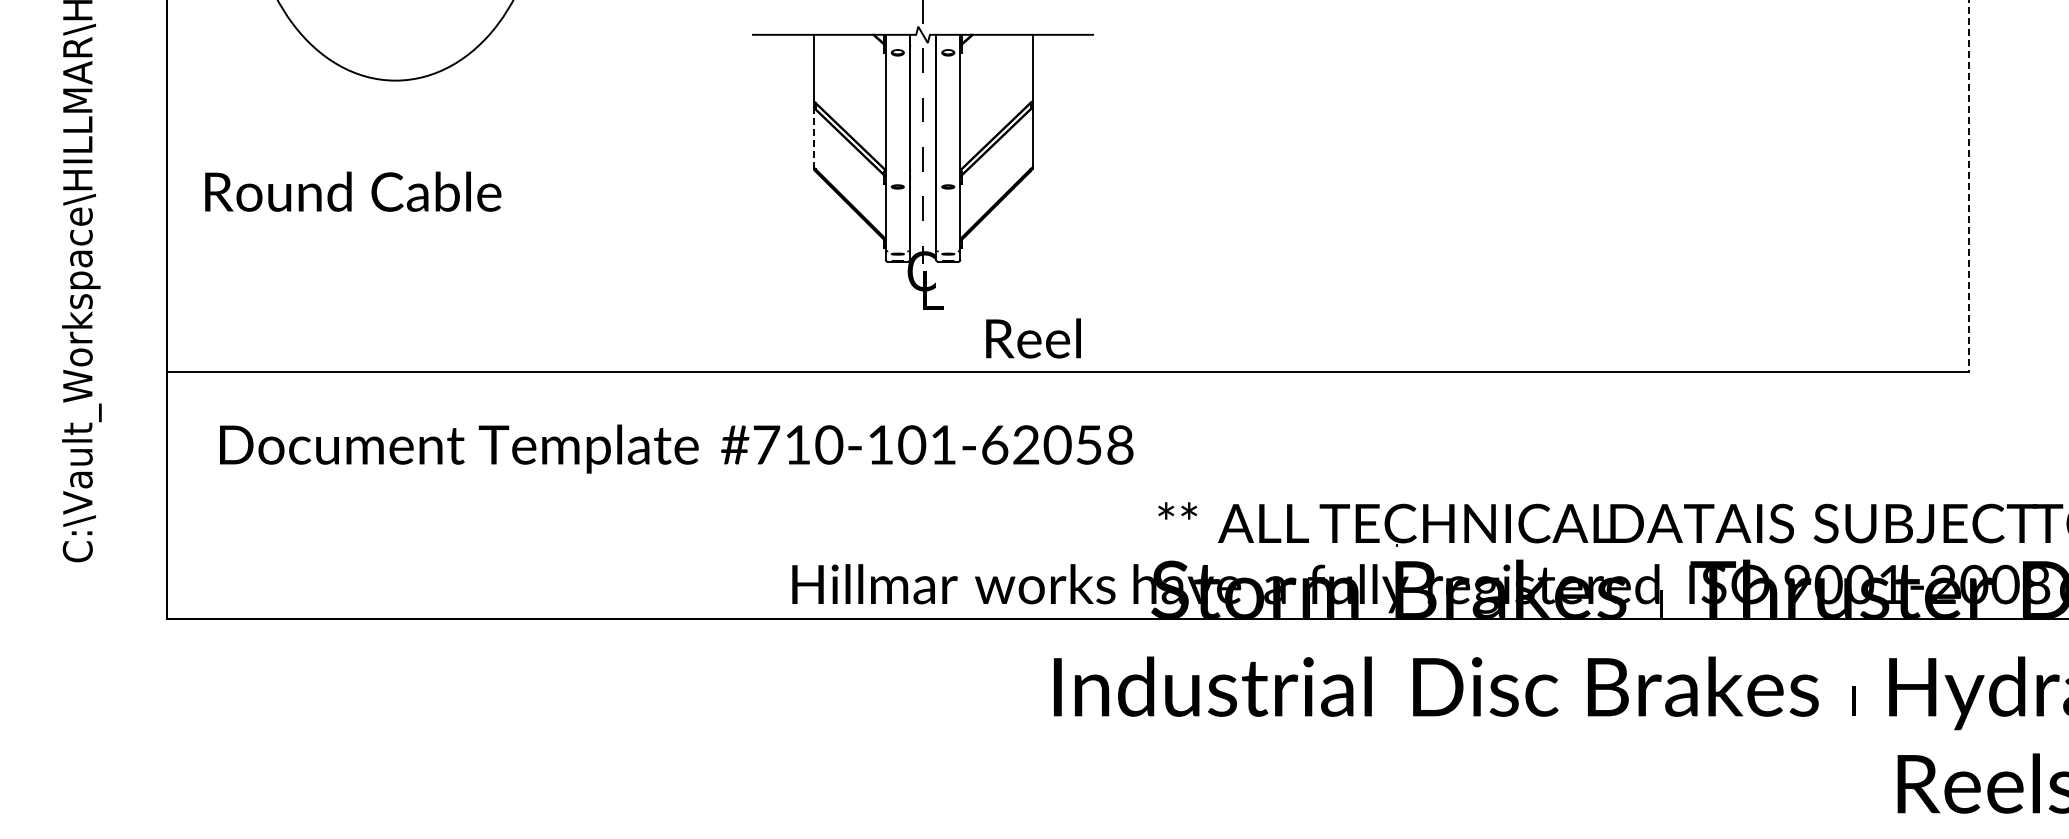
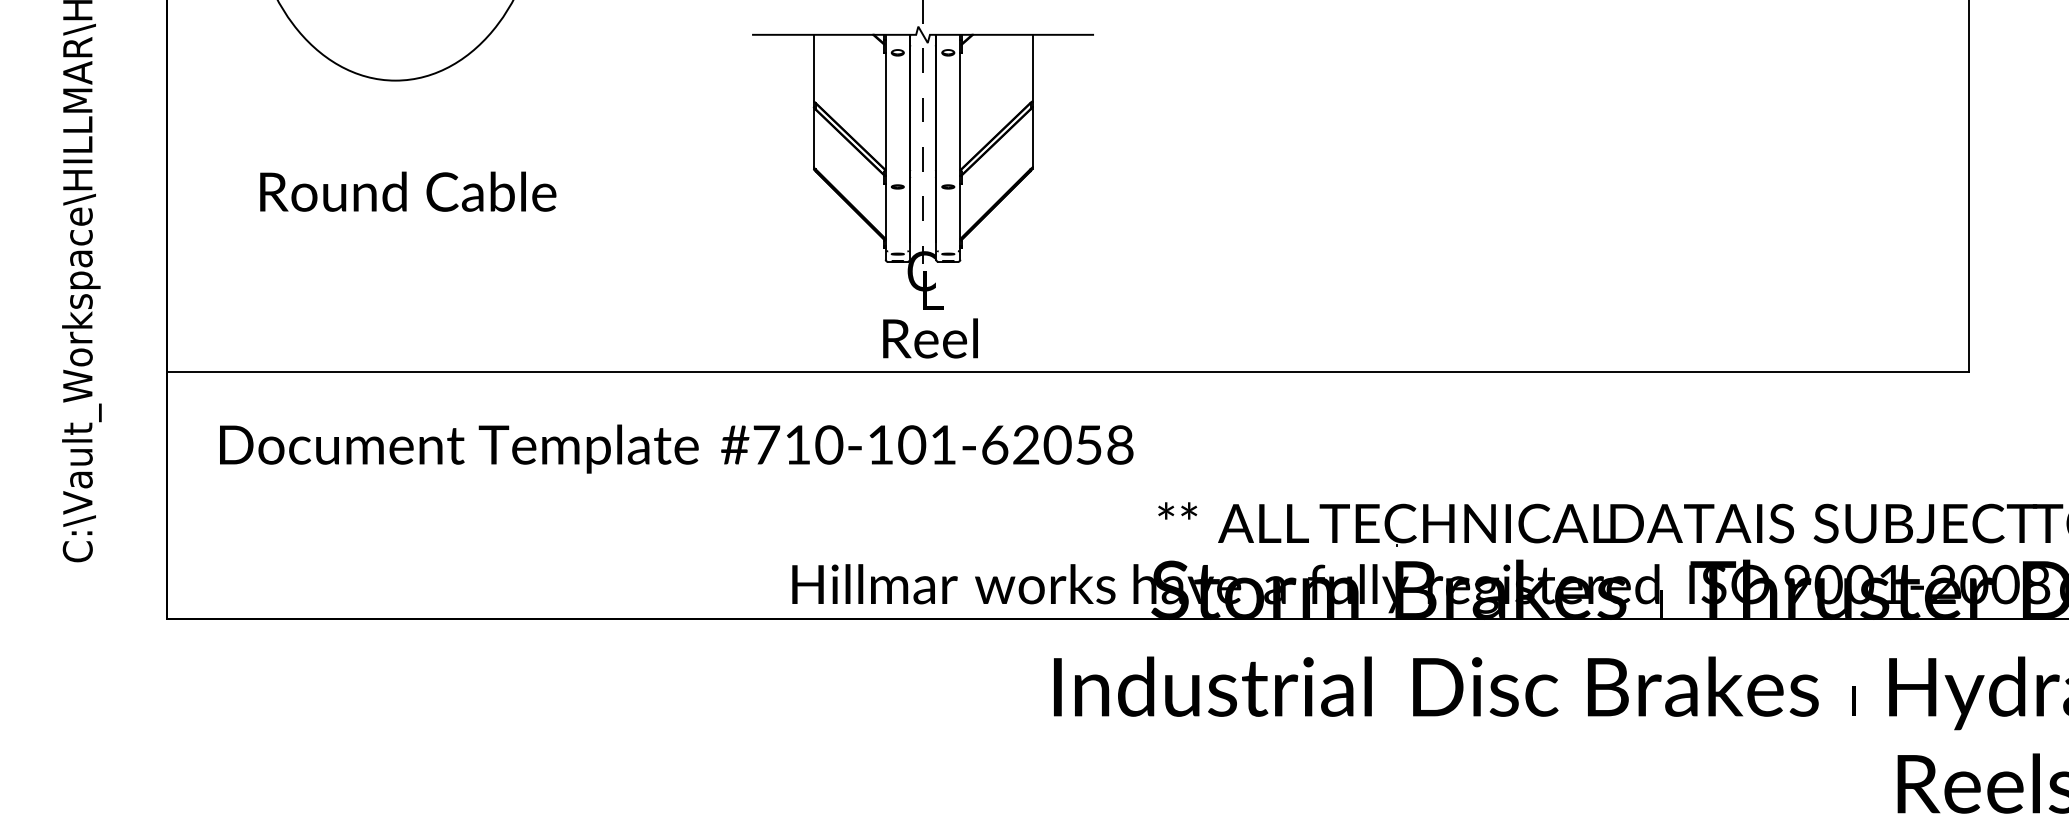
line: dashed -> solid (813, 137)
line: dashed -> solid (1969, 186)
text position: (353, 191) -> (408, 191) (408, 191)
text position: (1033, 338) -> (930, 338) (930, 338)
